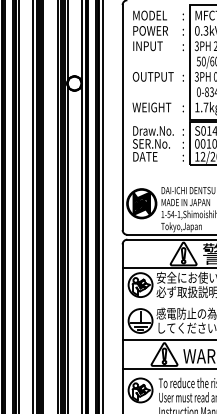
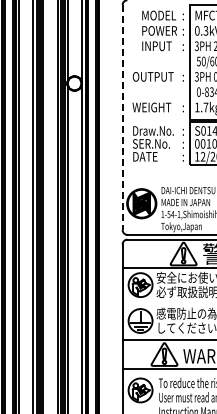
text position: (150, 30) -> (159, 30) (159, 30)
line: solid -> dashed (122, 117)
line: present -> none (102, 206)
